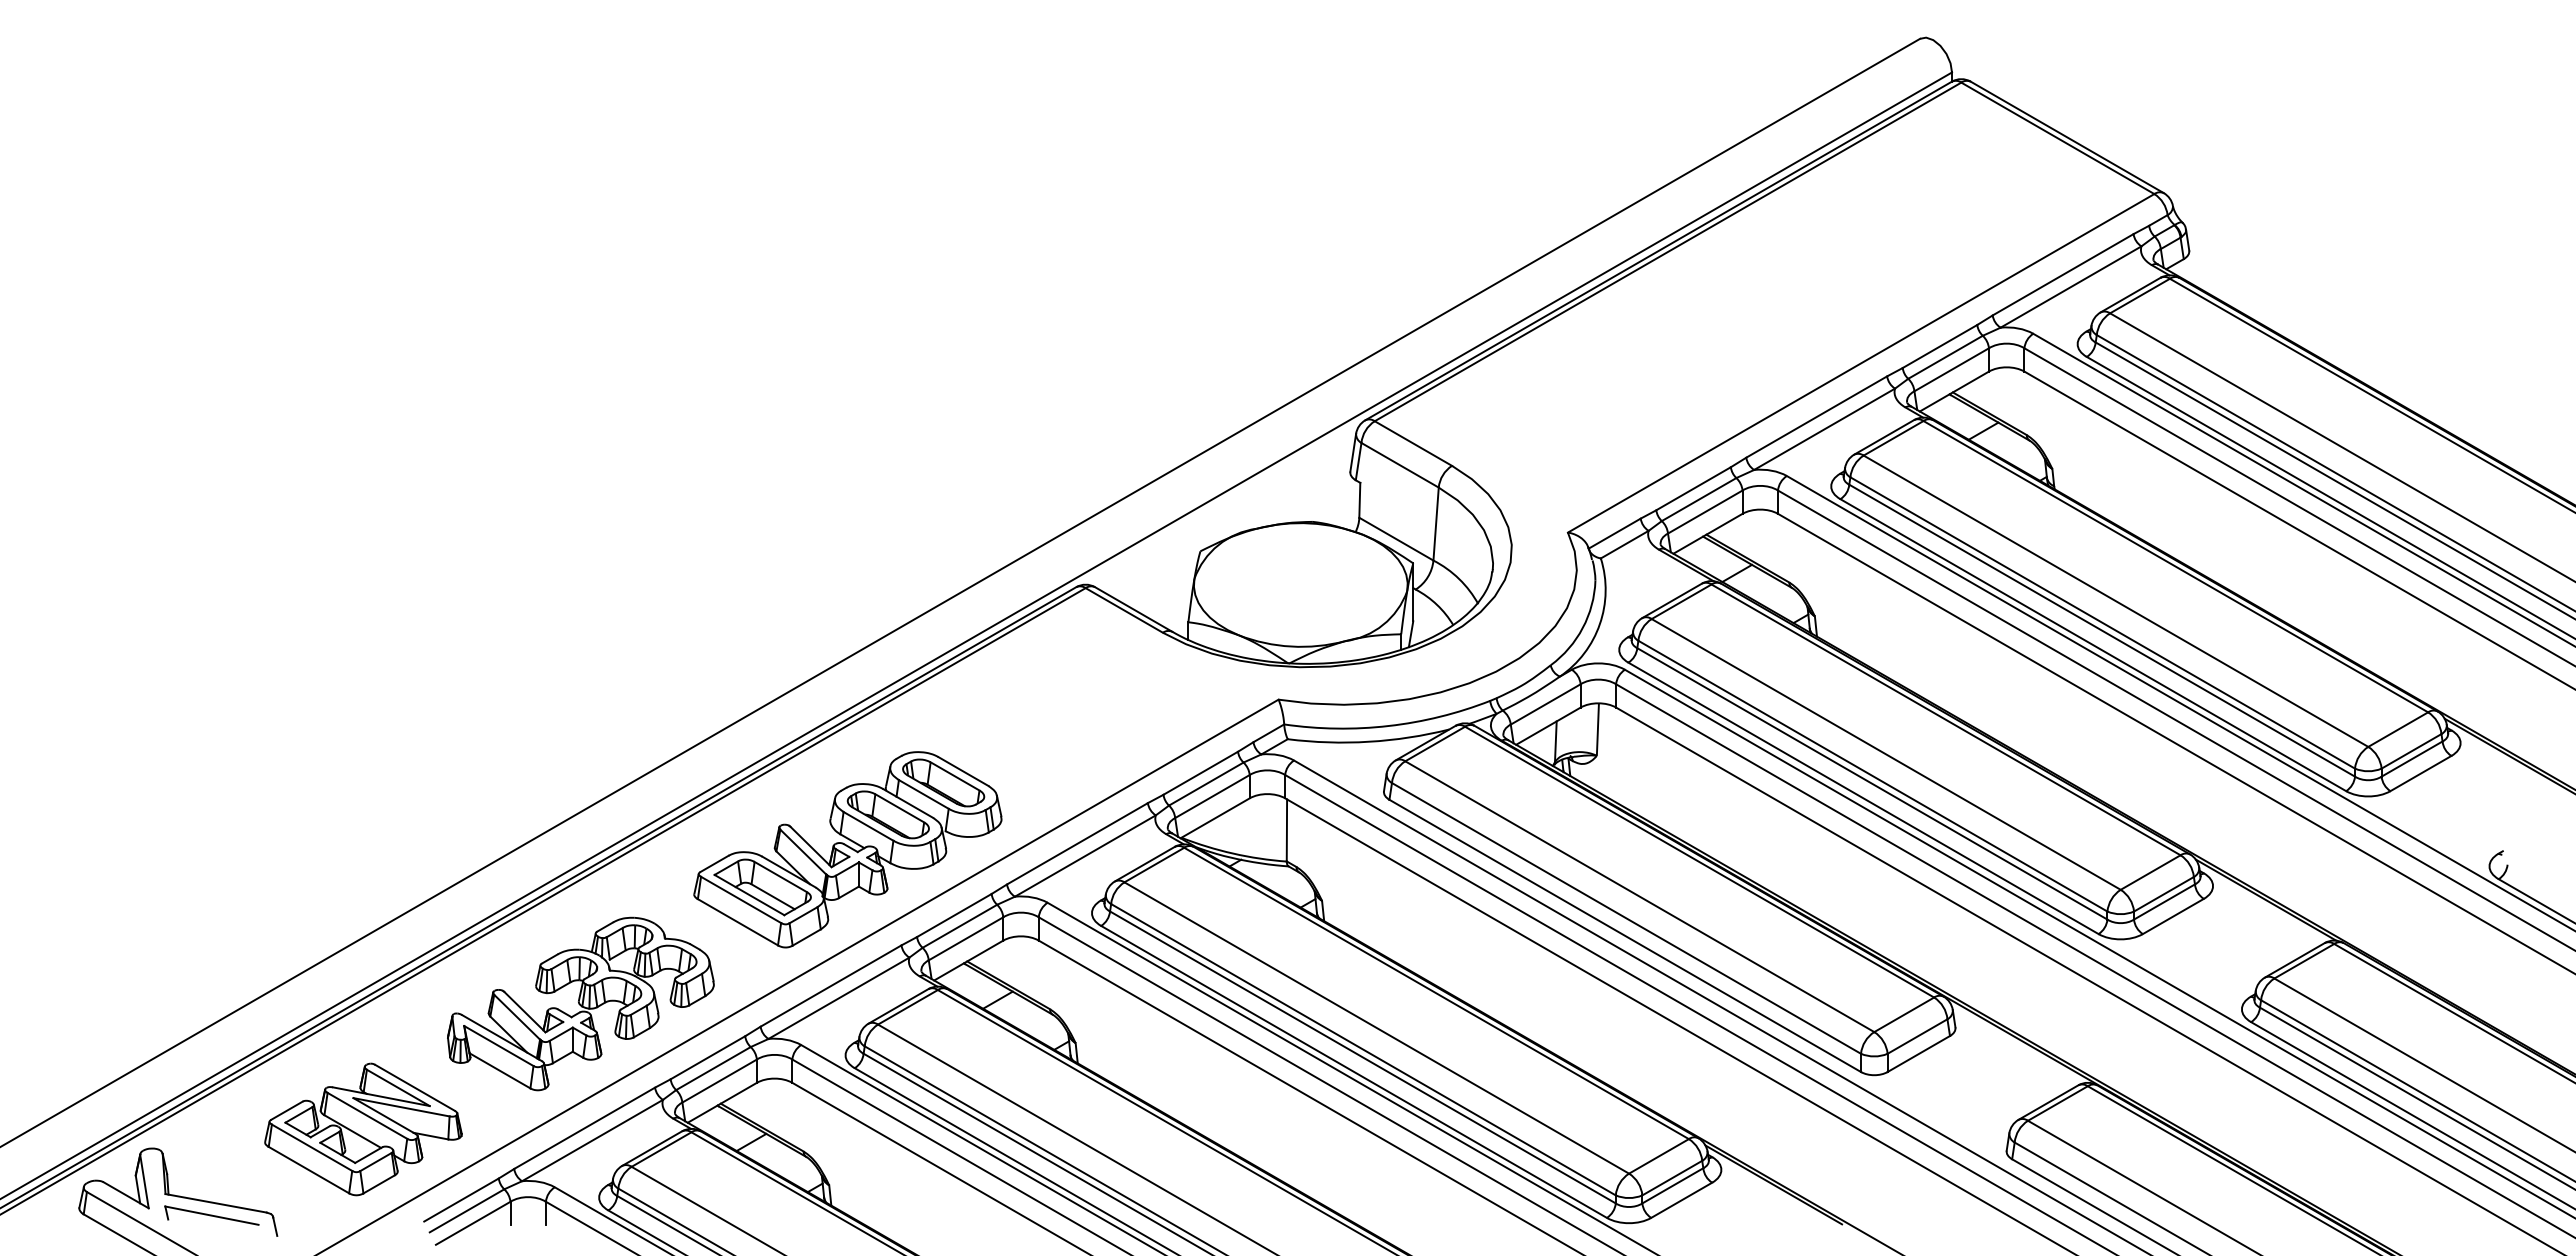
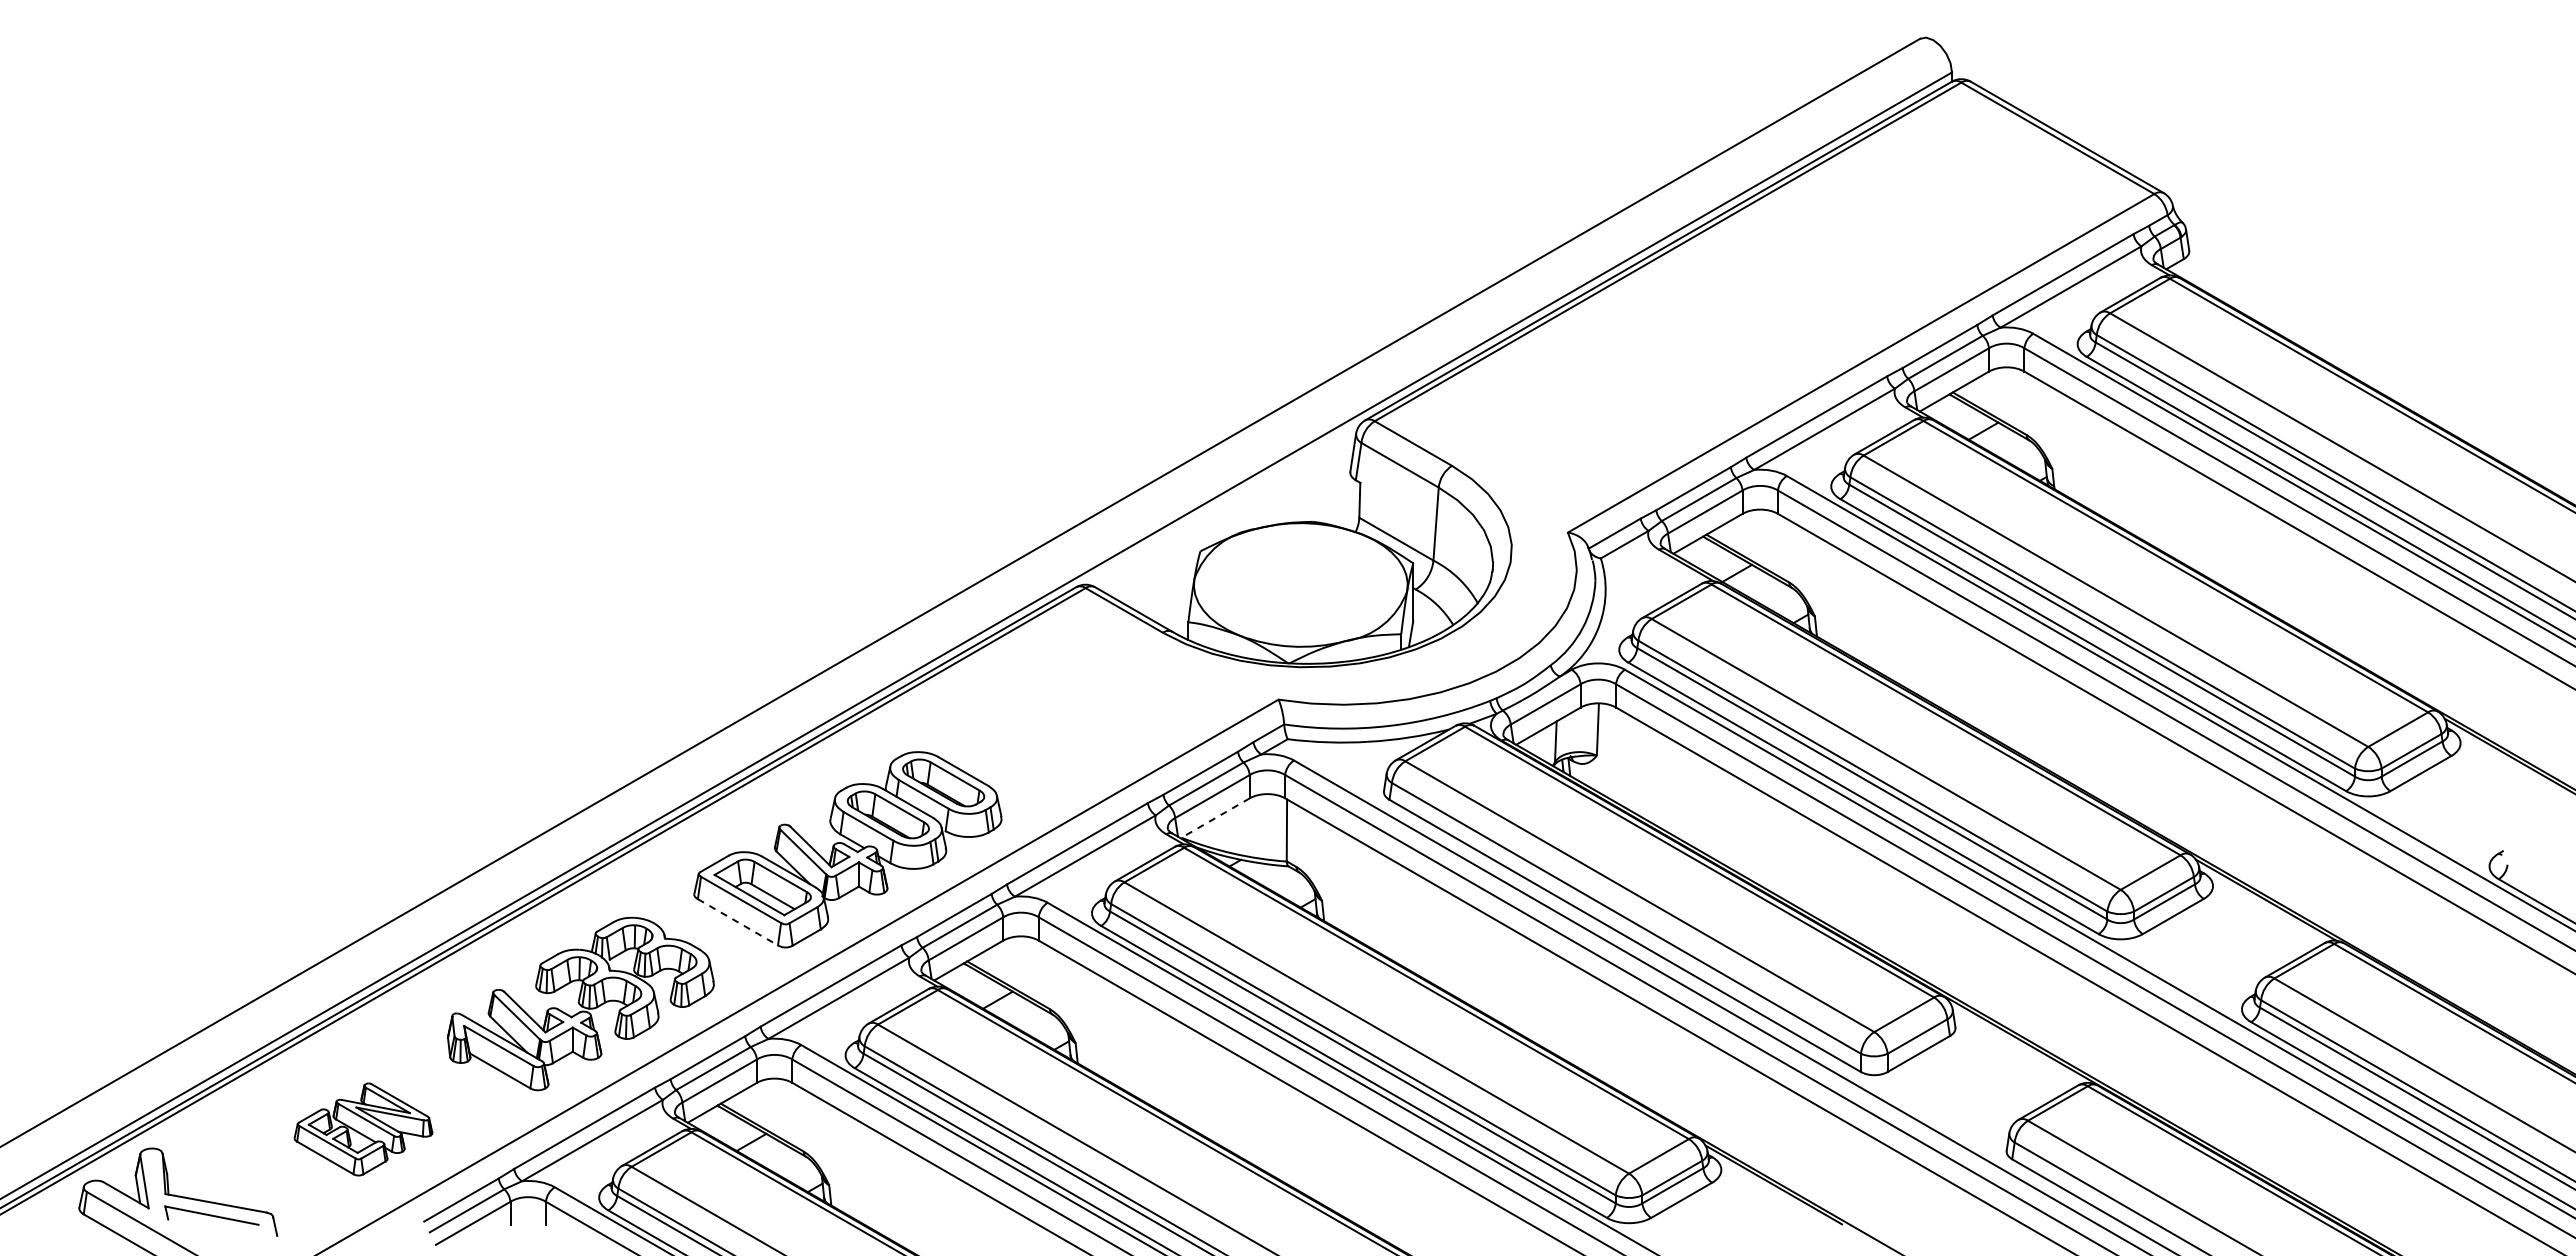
line: solid -> dashed (1215, 818)
line: solid -> dashed (738, 922)
part size: 199x135 px -> 141x95 px (363, 1129)
